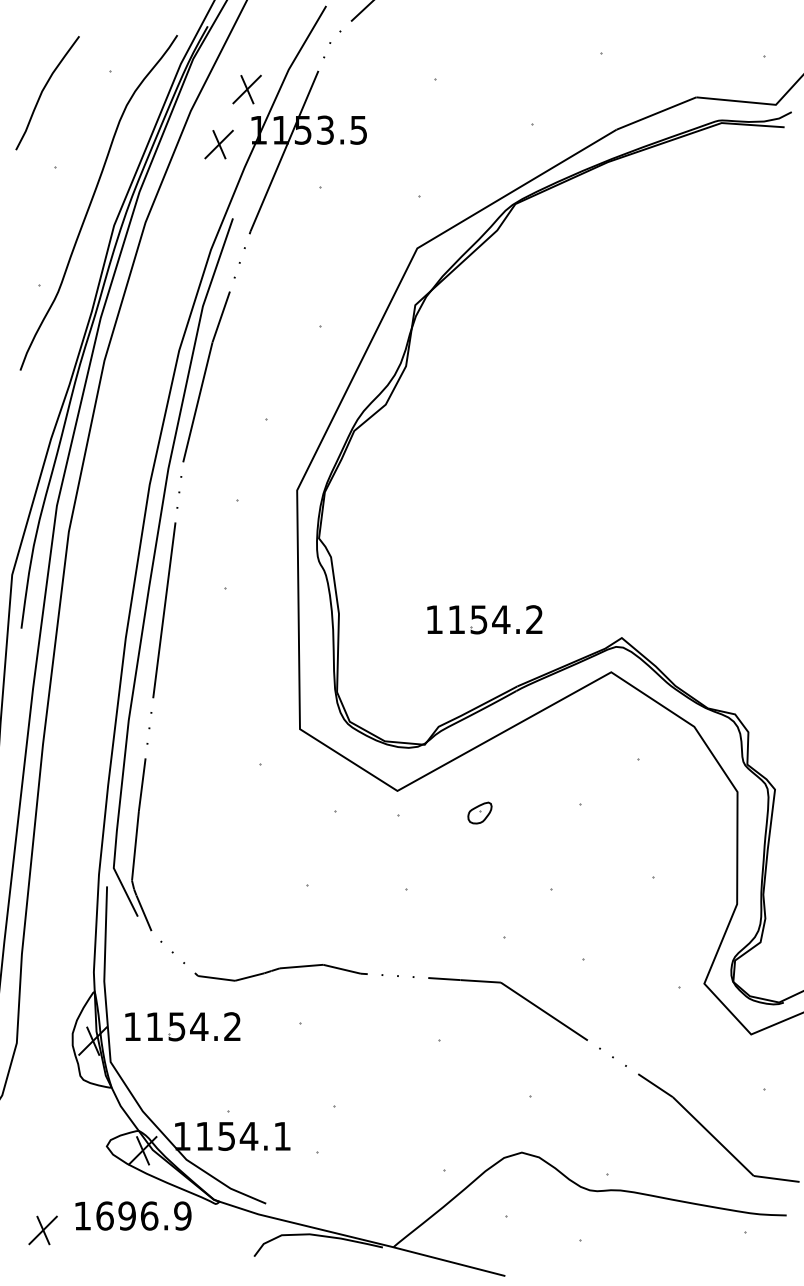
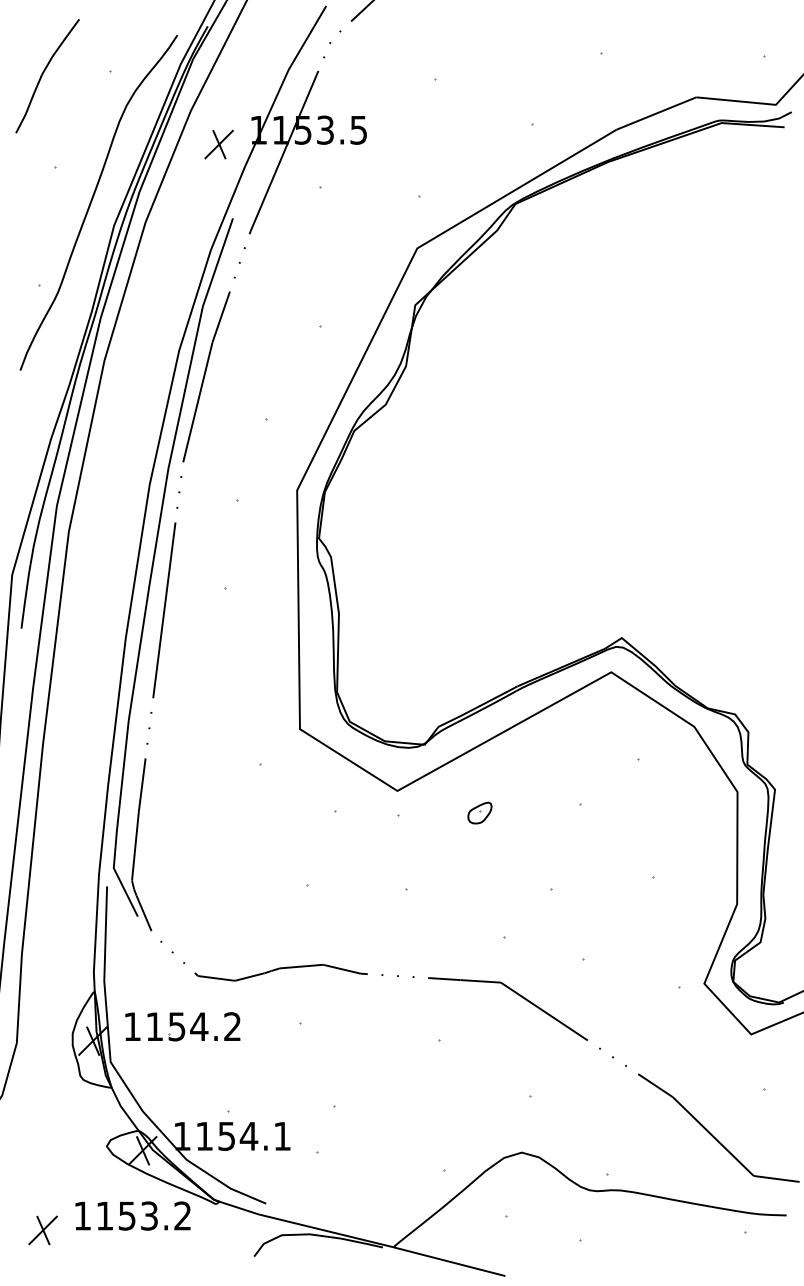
part: present -> none (246, 89)
curve position: (43, 91) -> (43, 74) (43, 74)
part: present -> none (484, 619)
text: 1696.9 -> 1153.2 (143, 1215)
